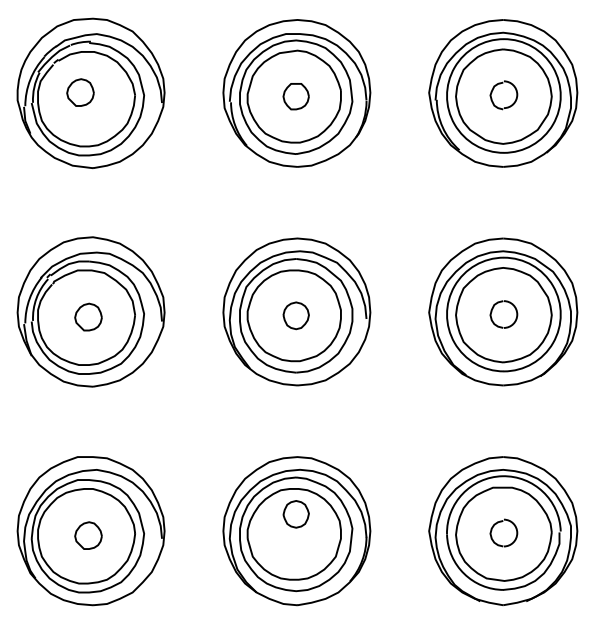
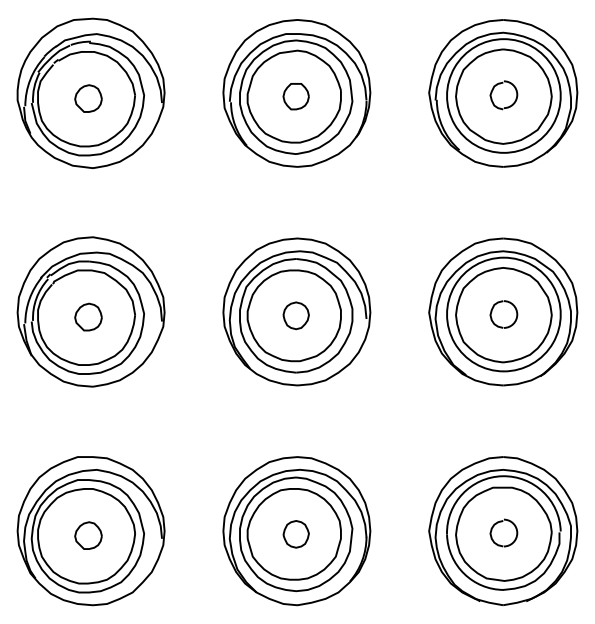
part position: (80, 92) -> (88, 98) (88, 98)
part position: (295, 514) -> (295, 534) (295, 534)
